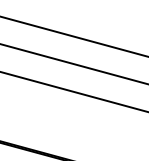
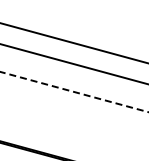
line position: (73, 36) -> (73, 42) (73, 42)
line: solid -> dashed (74, 92)
